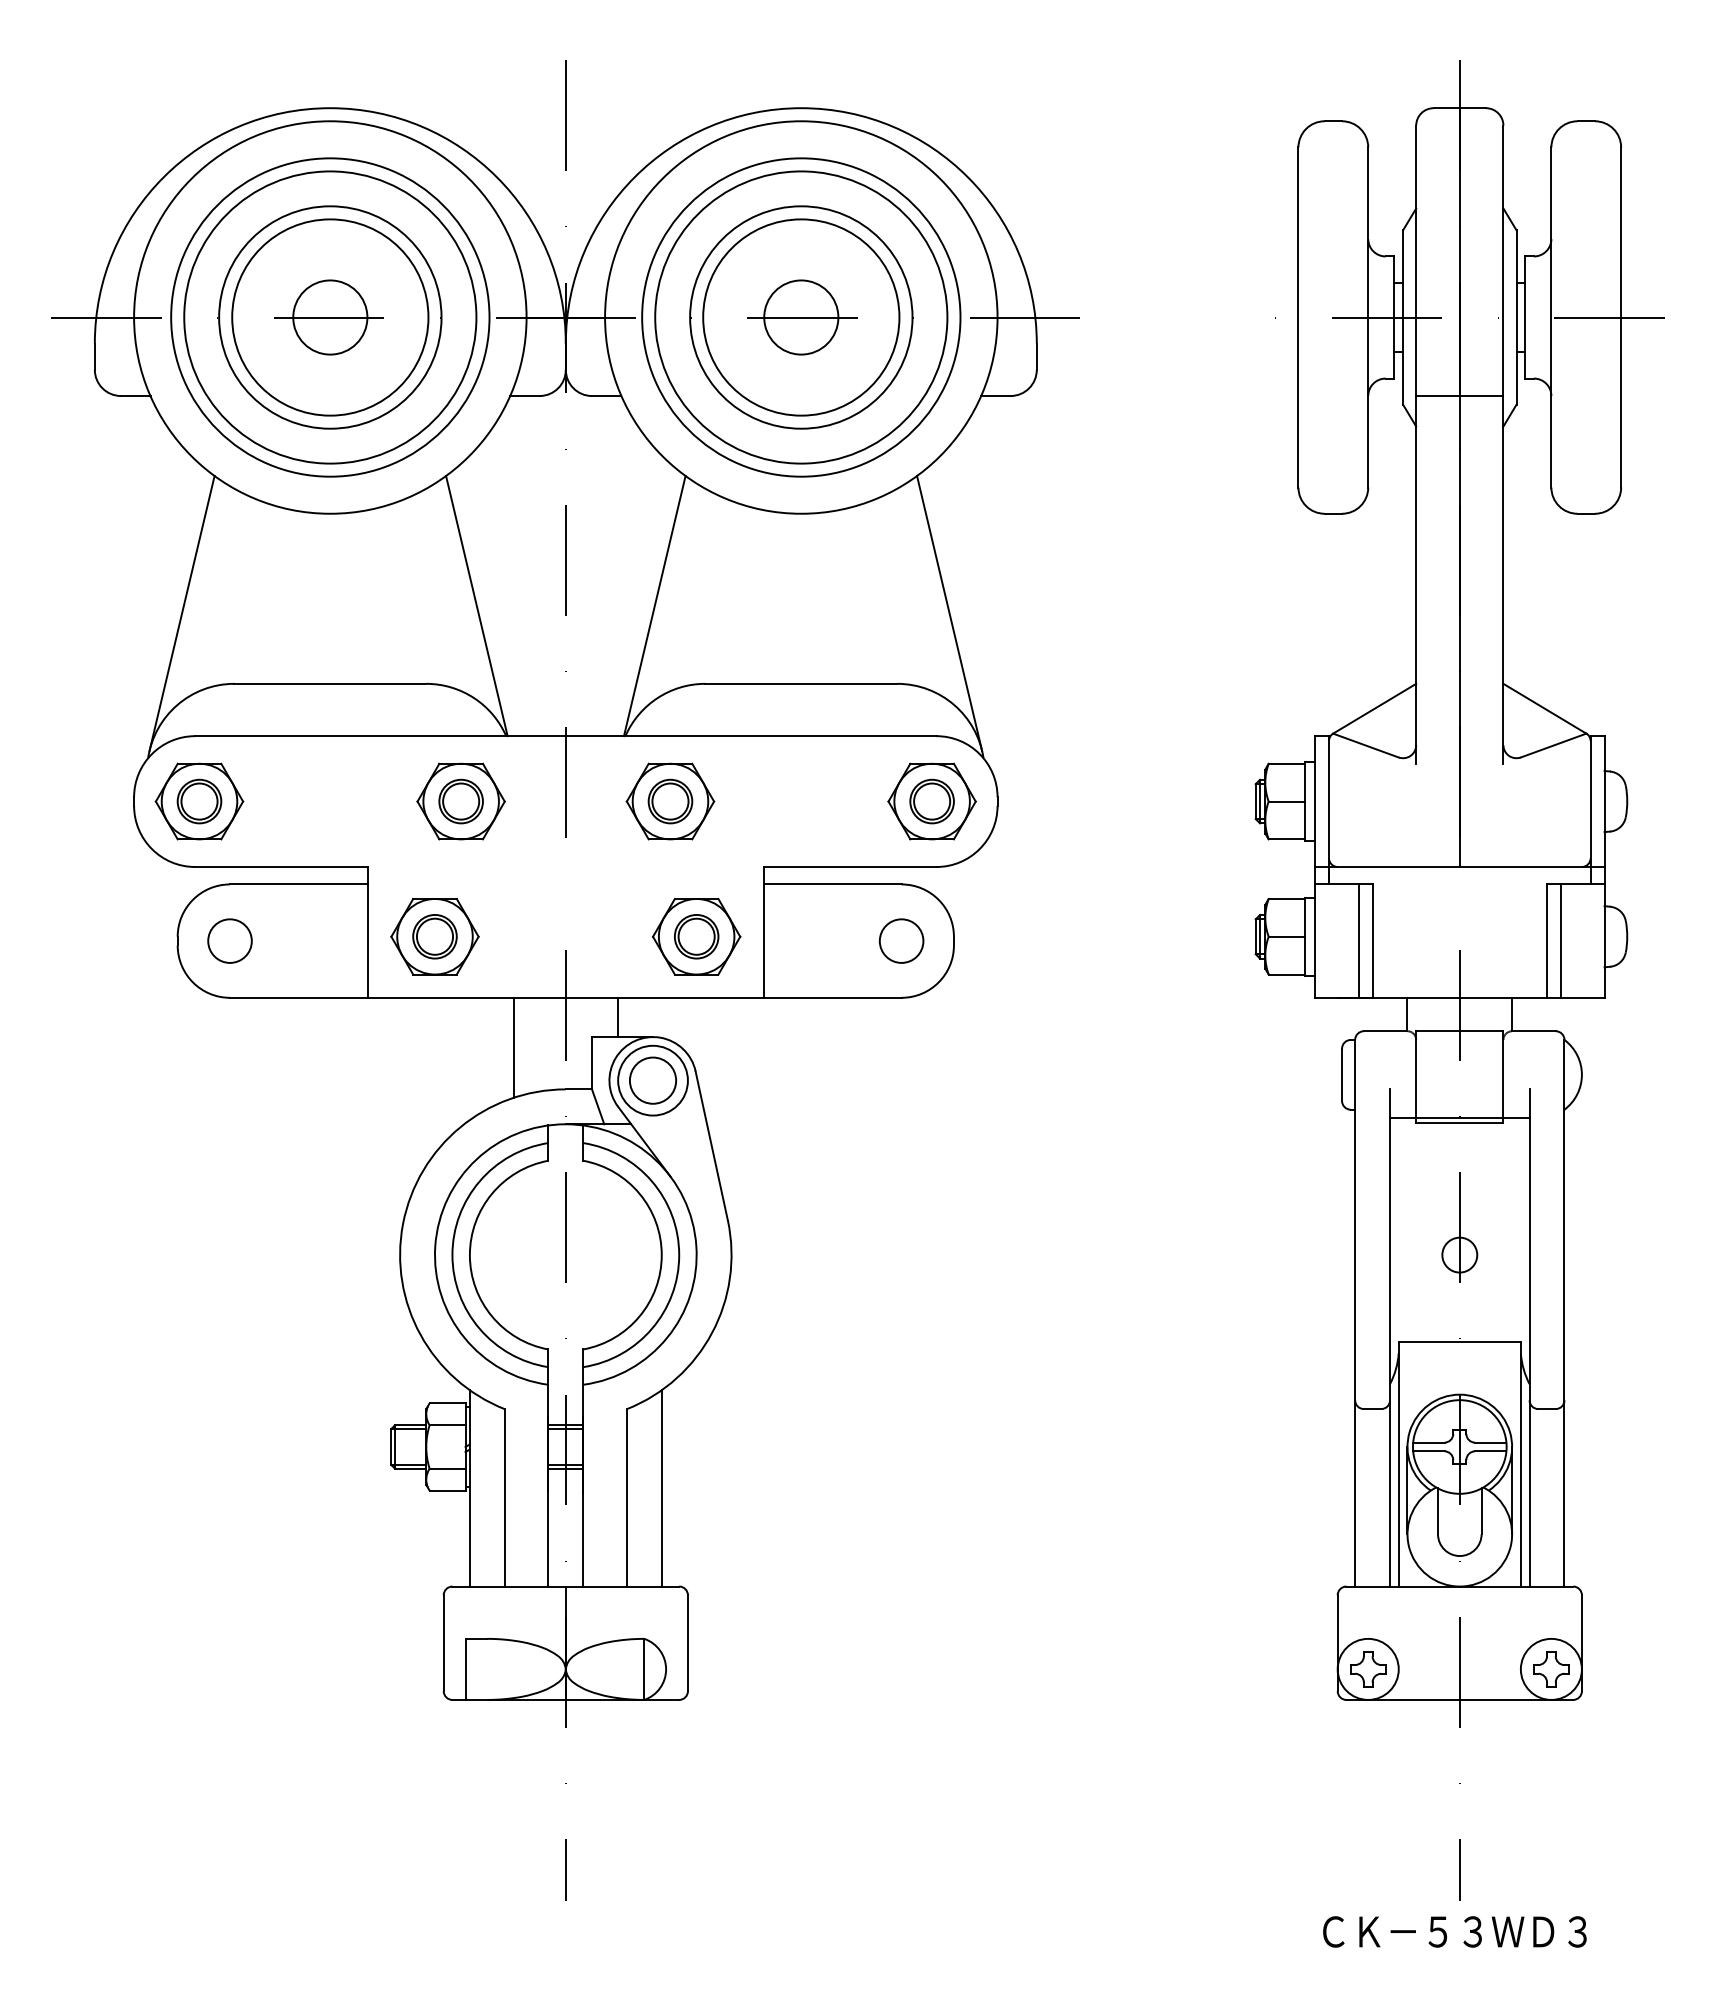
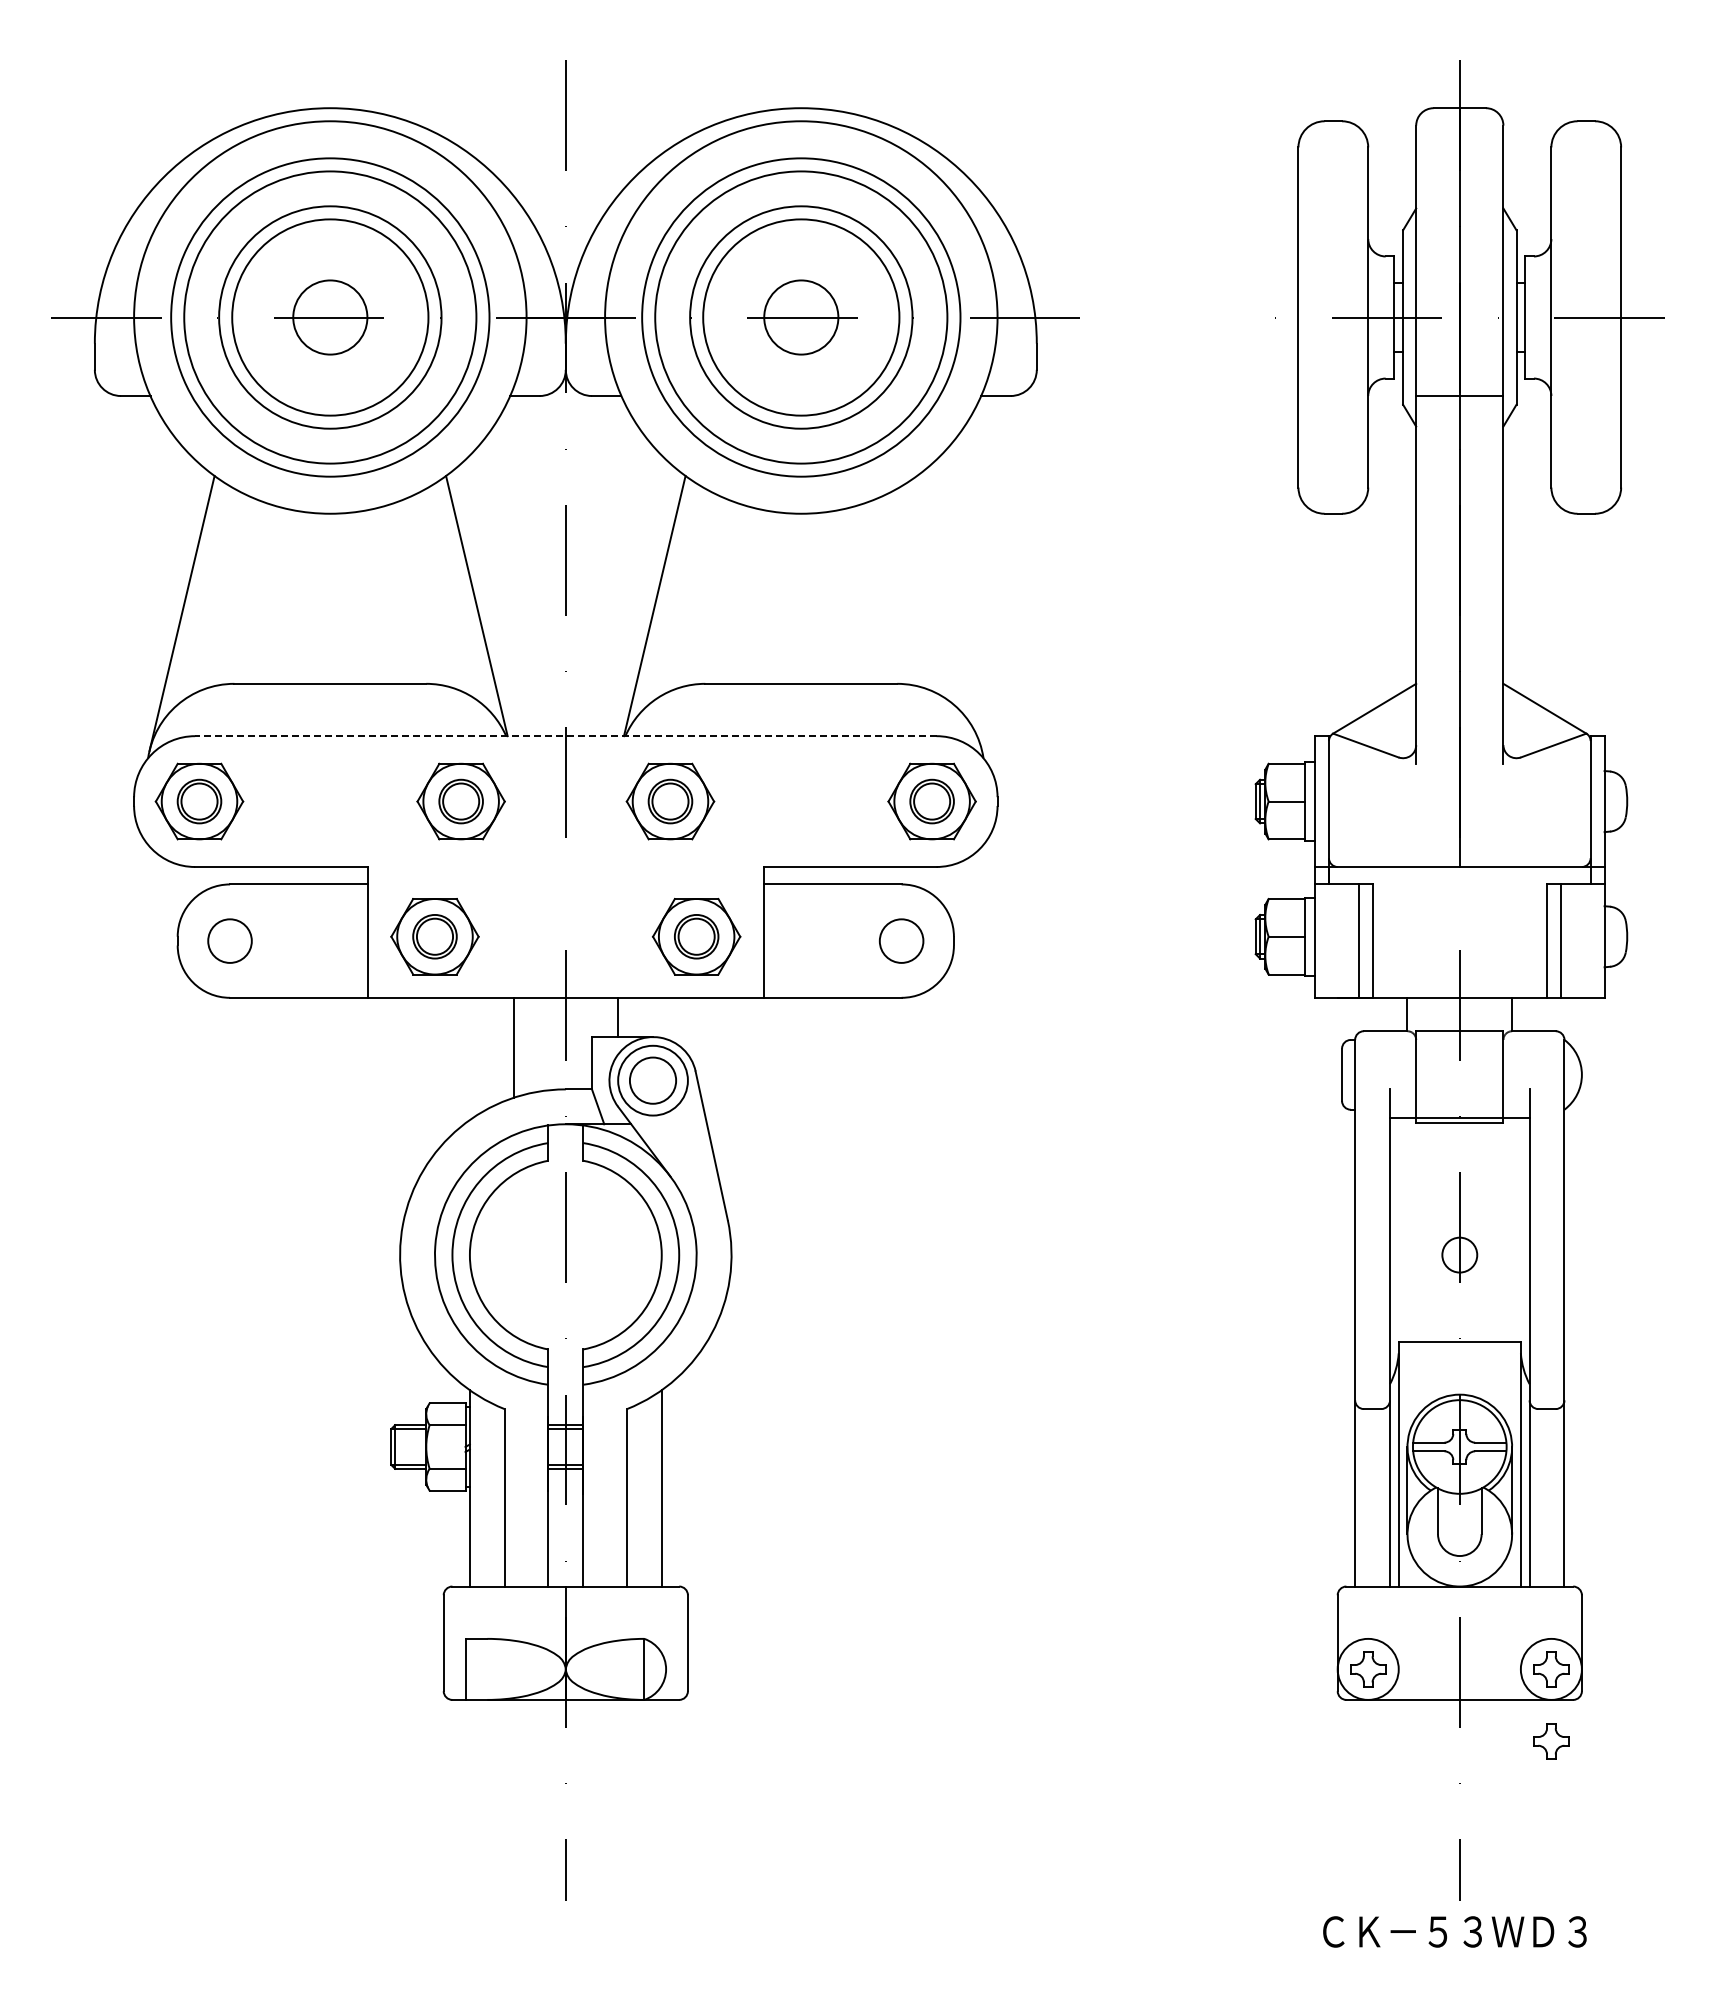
line: present -> none (949, 613)
line: solid -> dashed (565, 736)
part: none -> present (1551, 1741)
